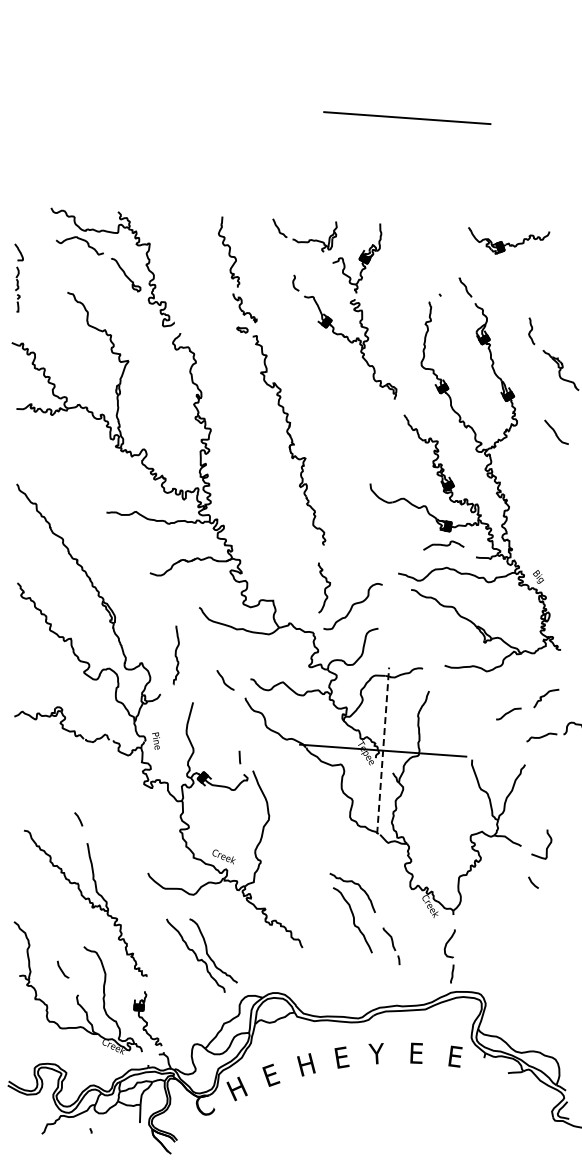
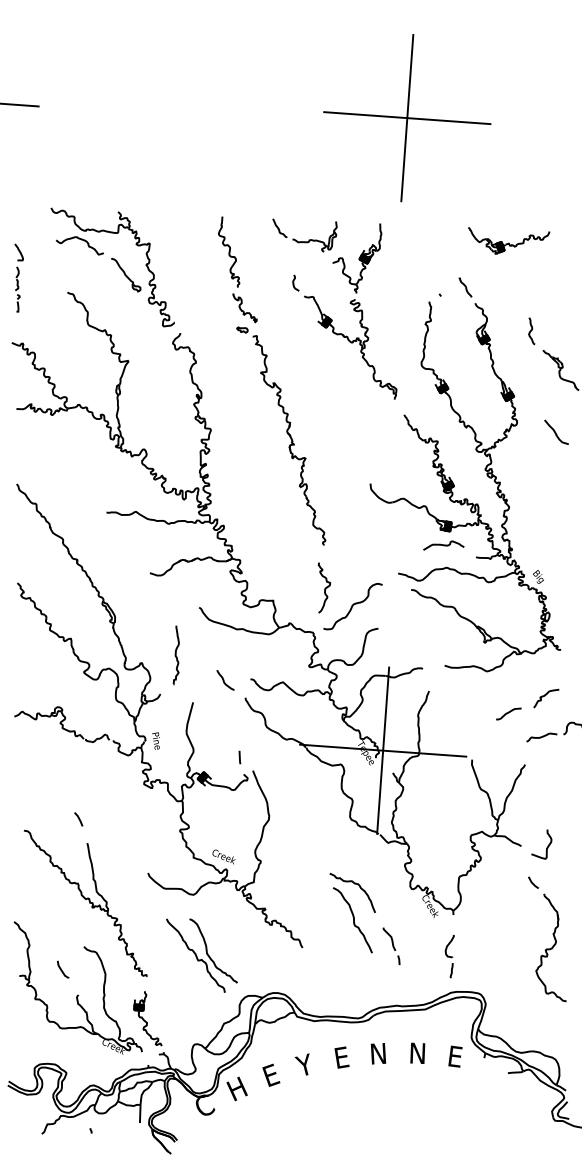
line: none -> present (20, 104)
line: none -> present (407, 118)
line: dashed -> solid (383, 750)
part: none -> present (550, 947)
part size: 13x55 px -> 11x44 px (449, 956)
text: E -> N (418, 1052)
text: Y -> N (377, 1053)
text: H -> Y (304, 1064)
